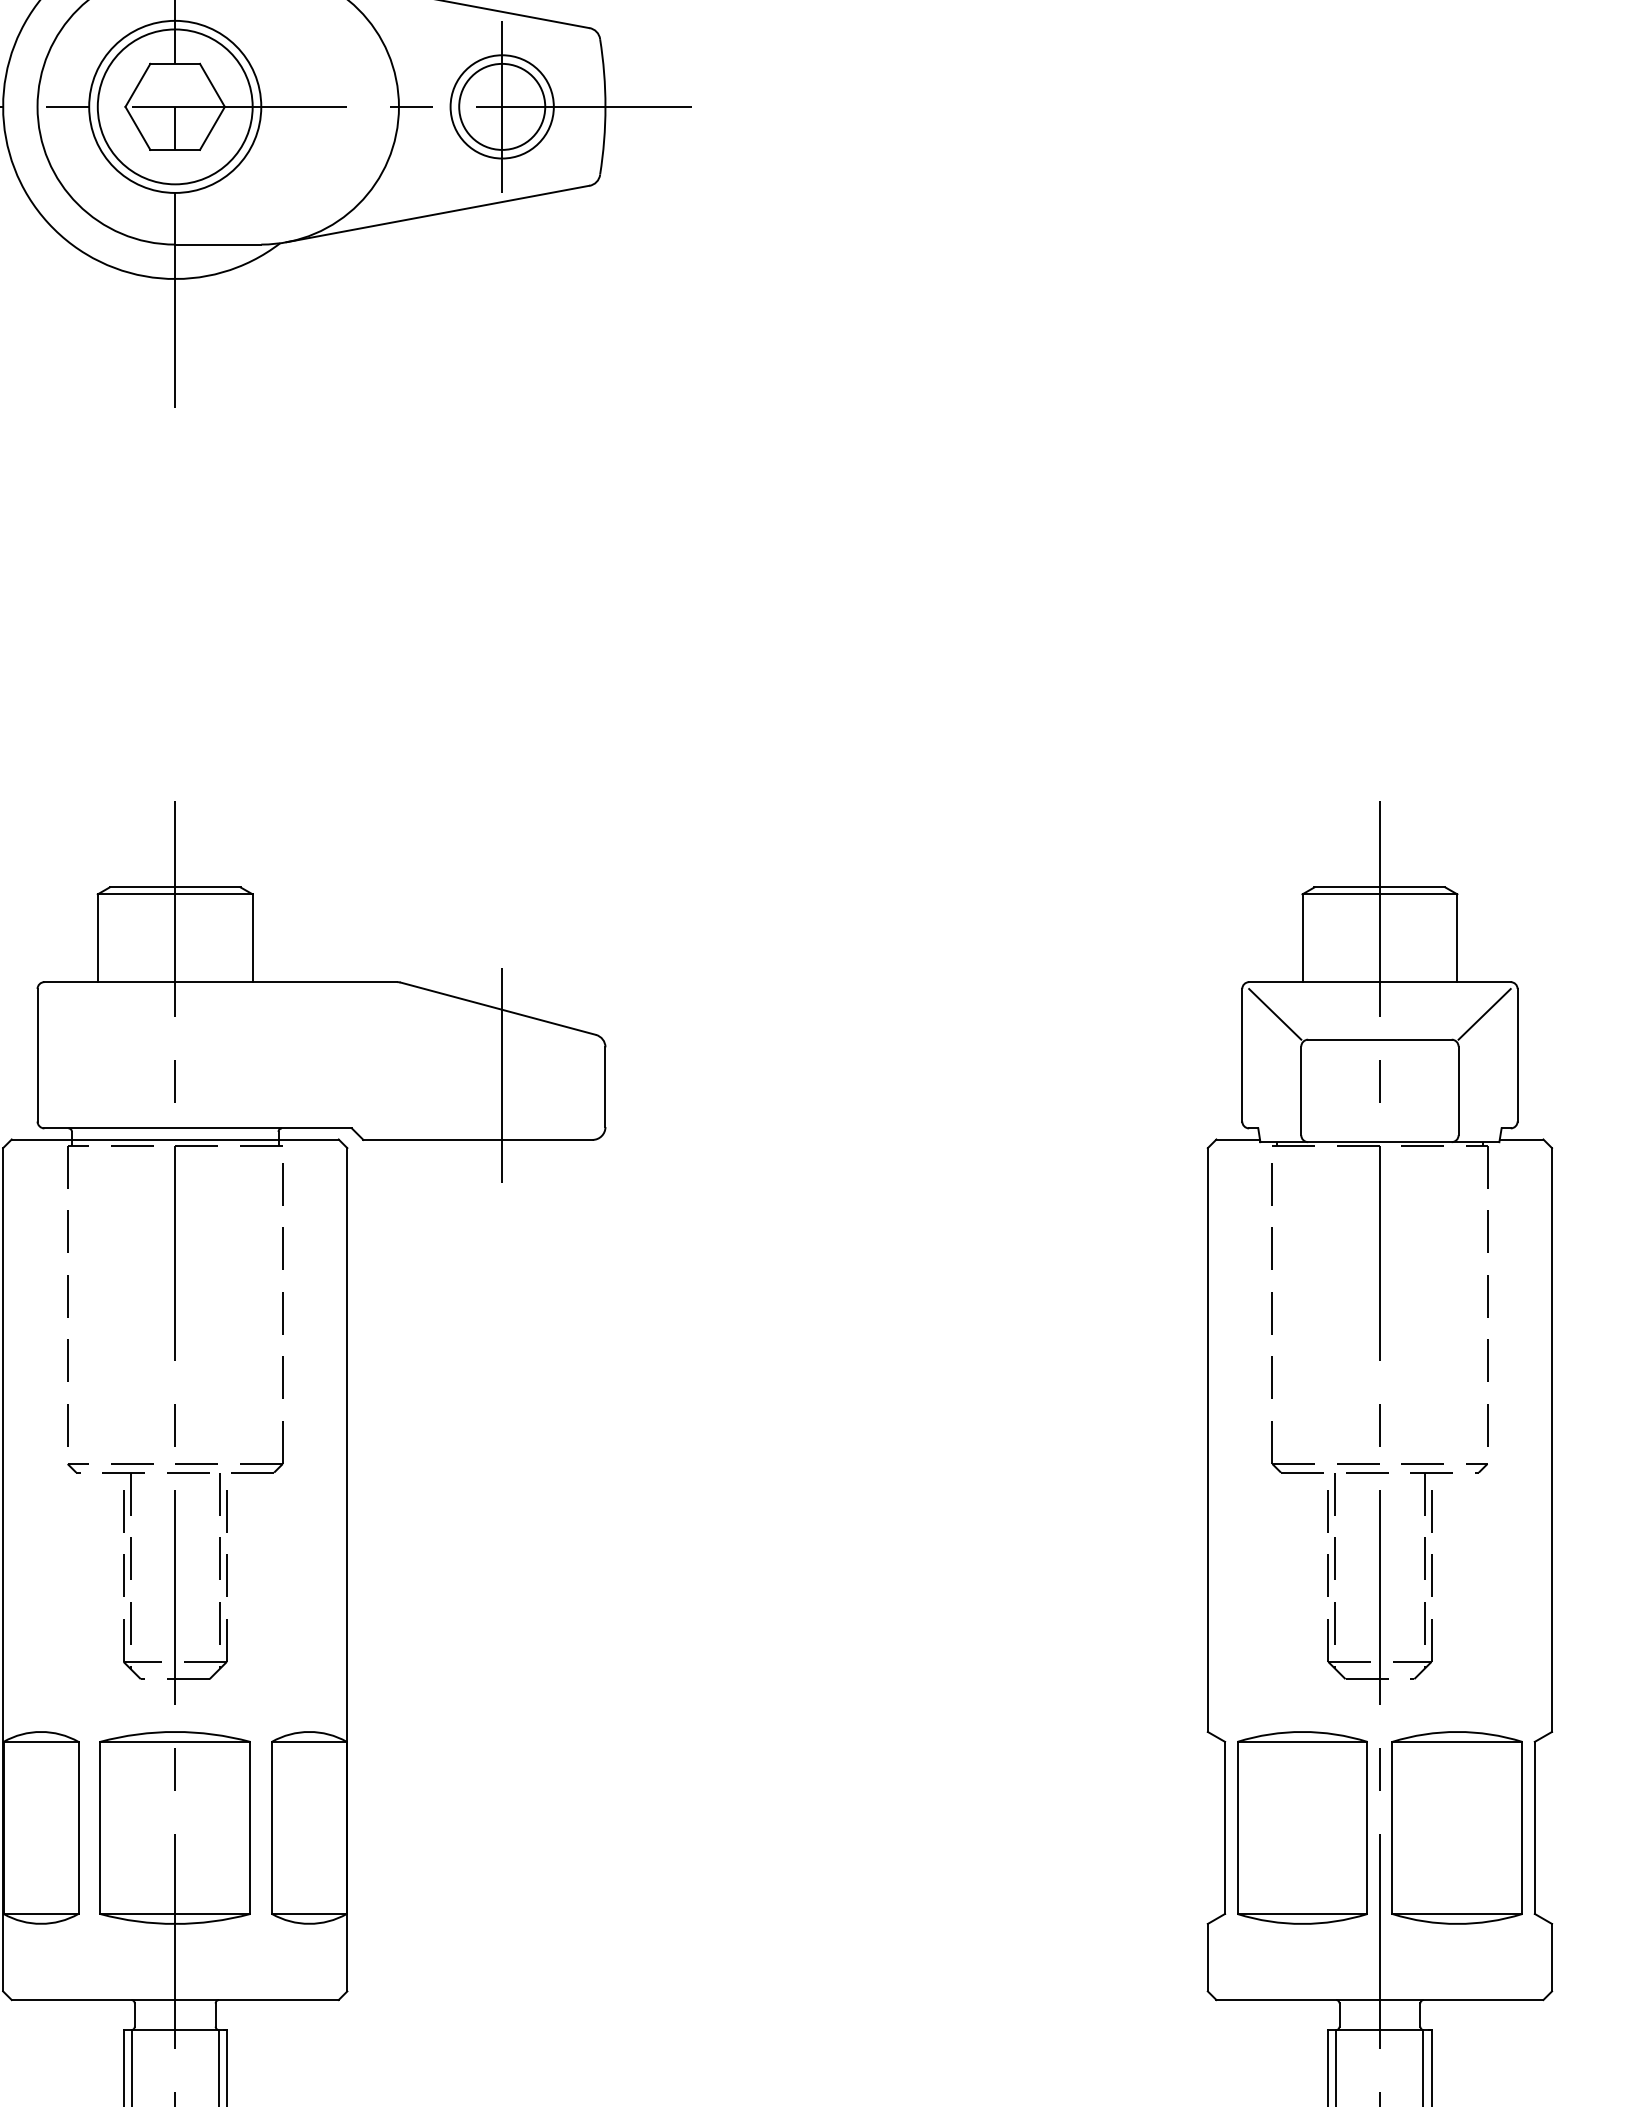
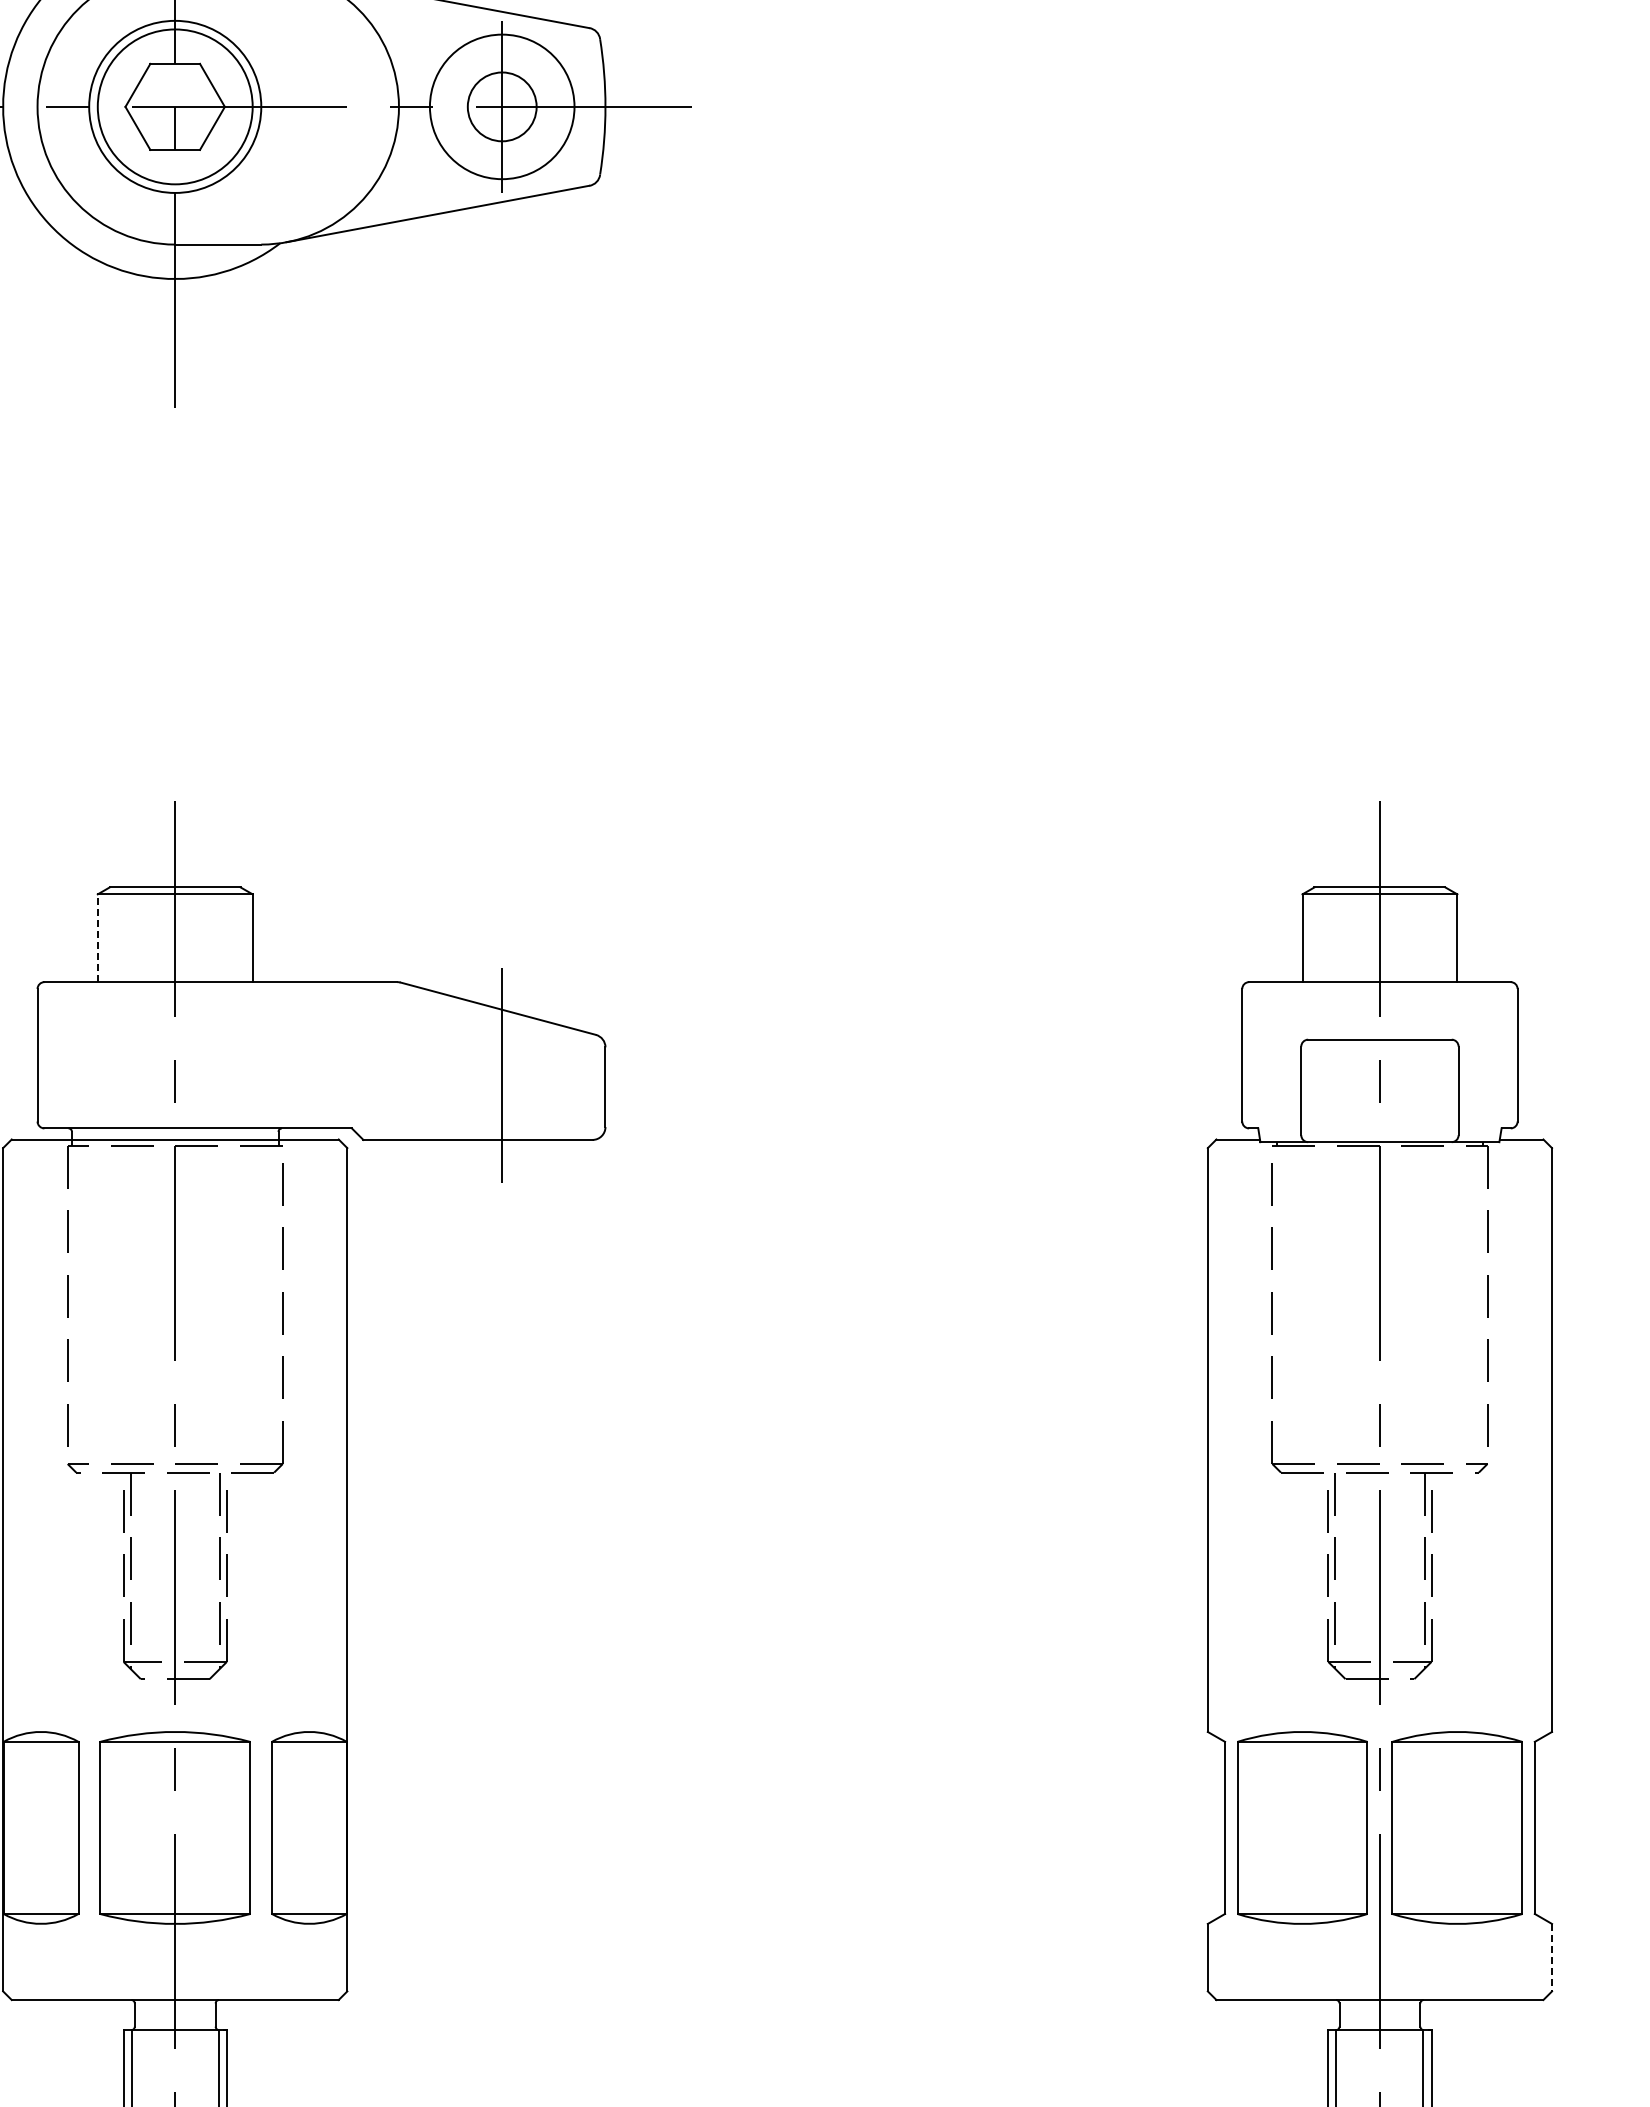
circle diameter: 103 px -> 145 px (501, 106)
circle diameter: 86 px -> 69 px (501, 106)
line: solid -> dashed (97, 938)
line: present -> none (1275, 1014)
line: present -> none (1484, 1014)
line: solid -> dashed (1552, 1957)
